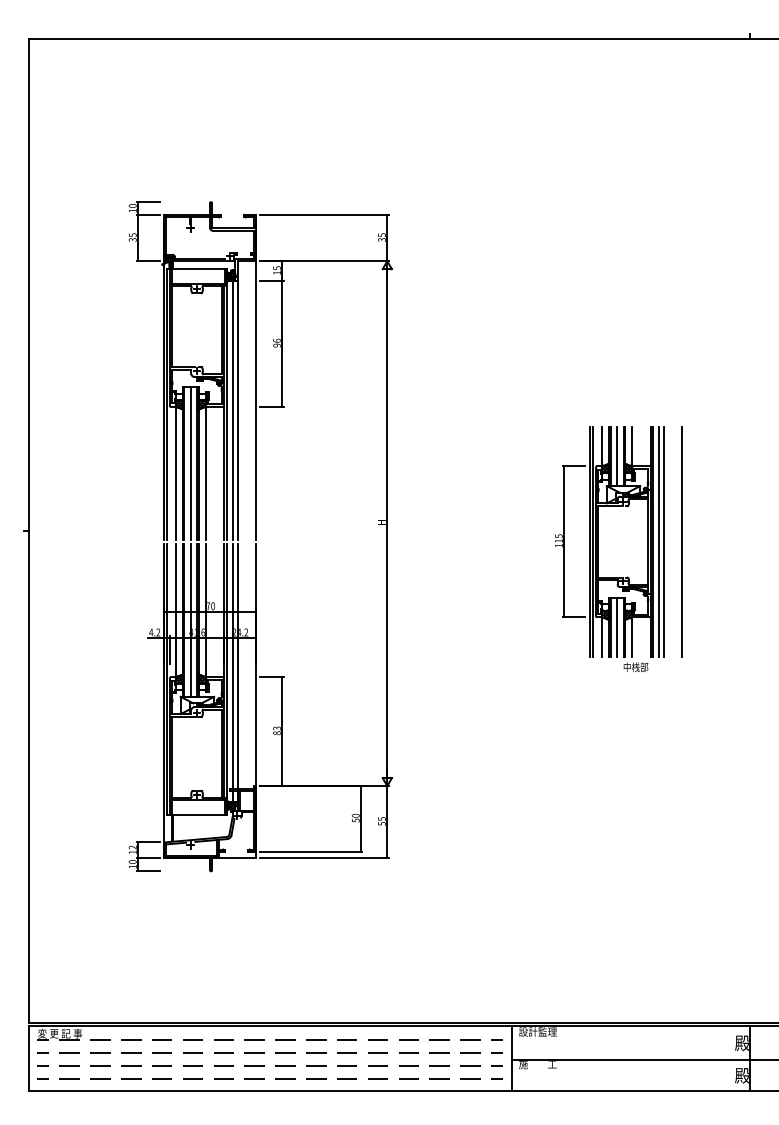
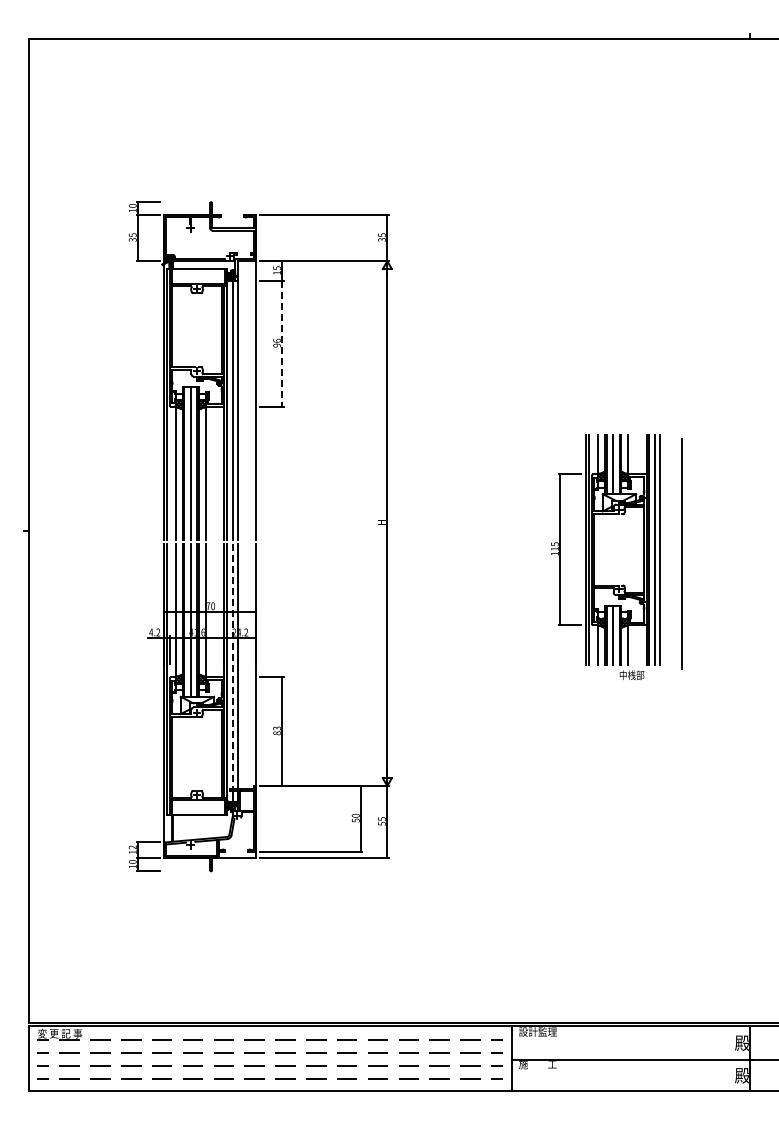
line: solid -> dashed (282, 343)
line position: (681, 541) -> (681, 553) (681, 553)
part position: (609, 548) -> (605, 556) (605, 556)
line: solid -> dashed (232, 666)
